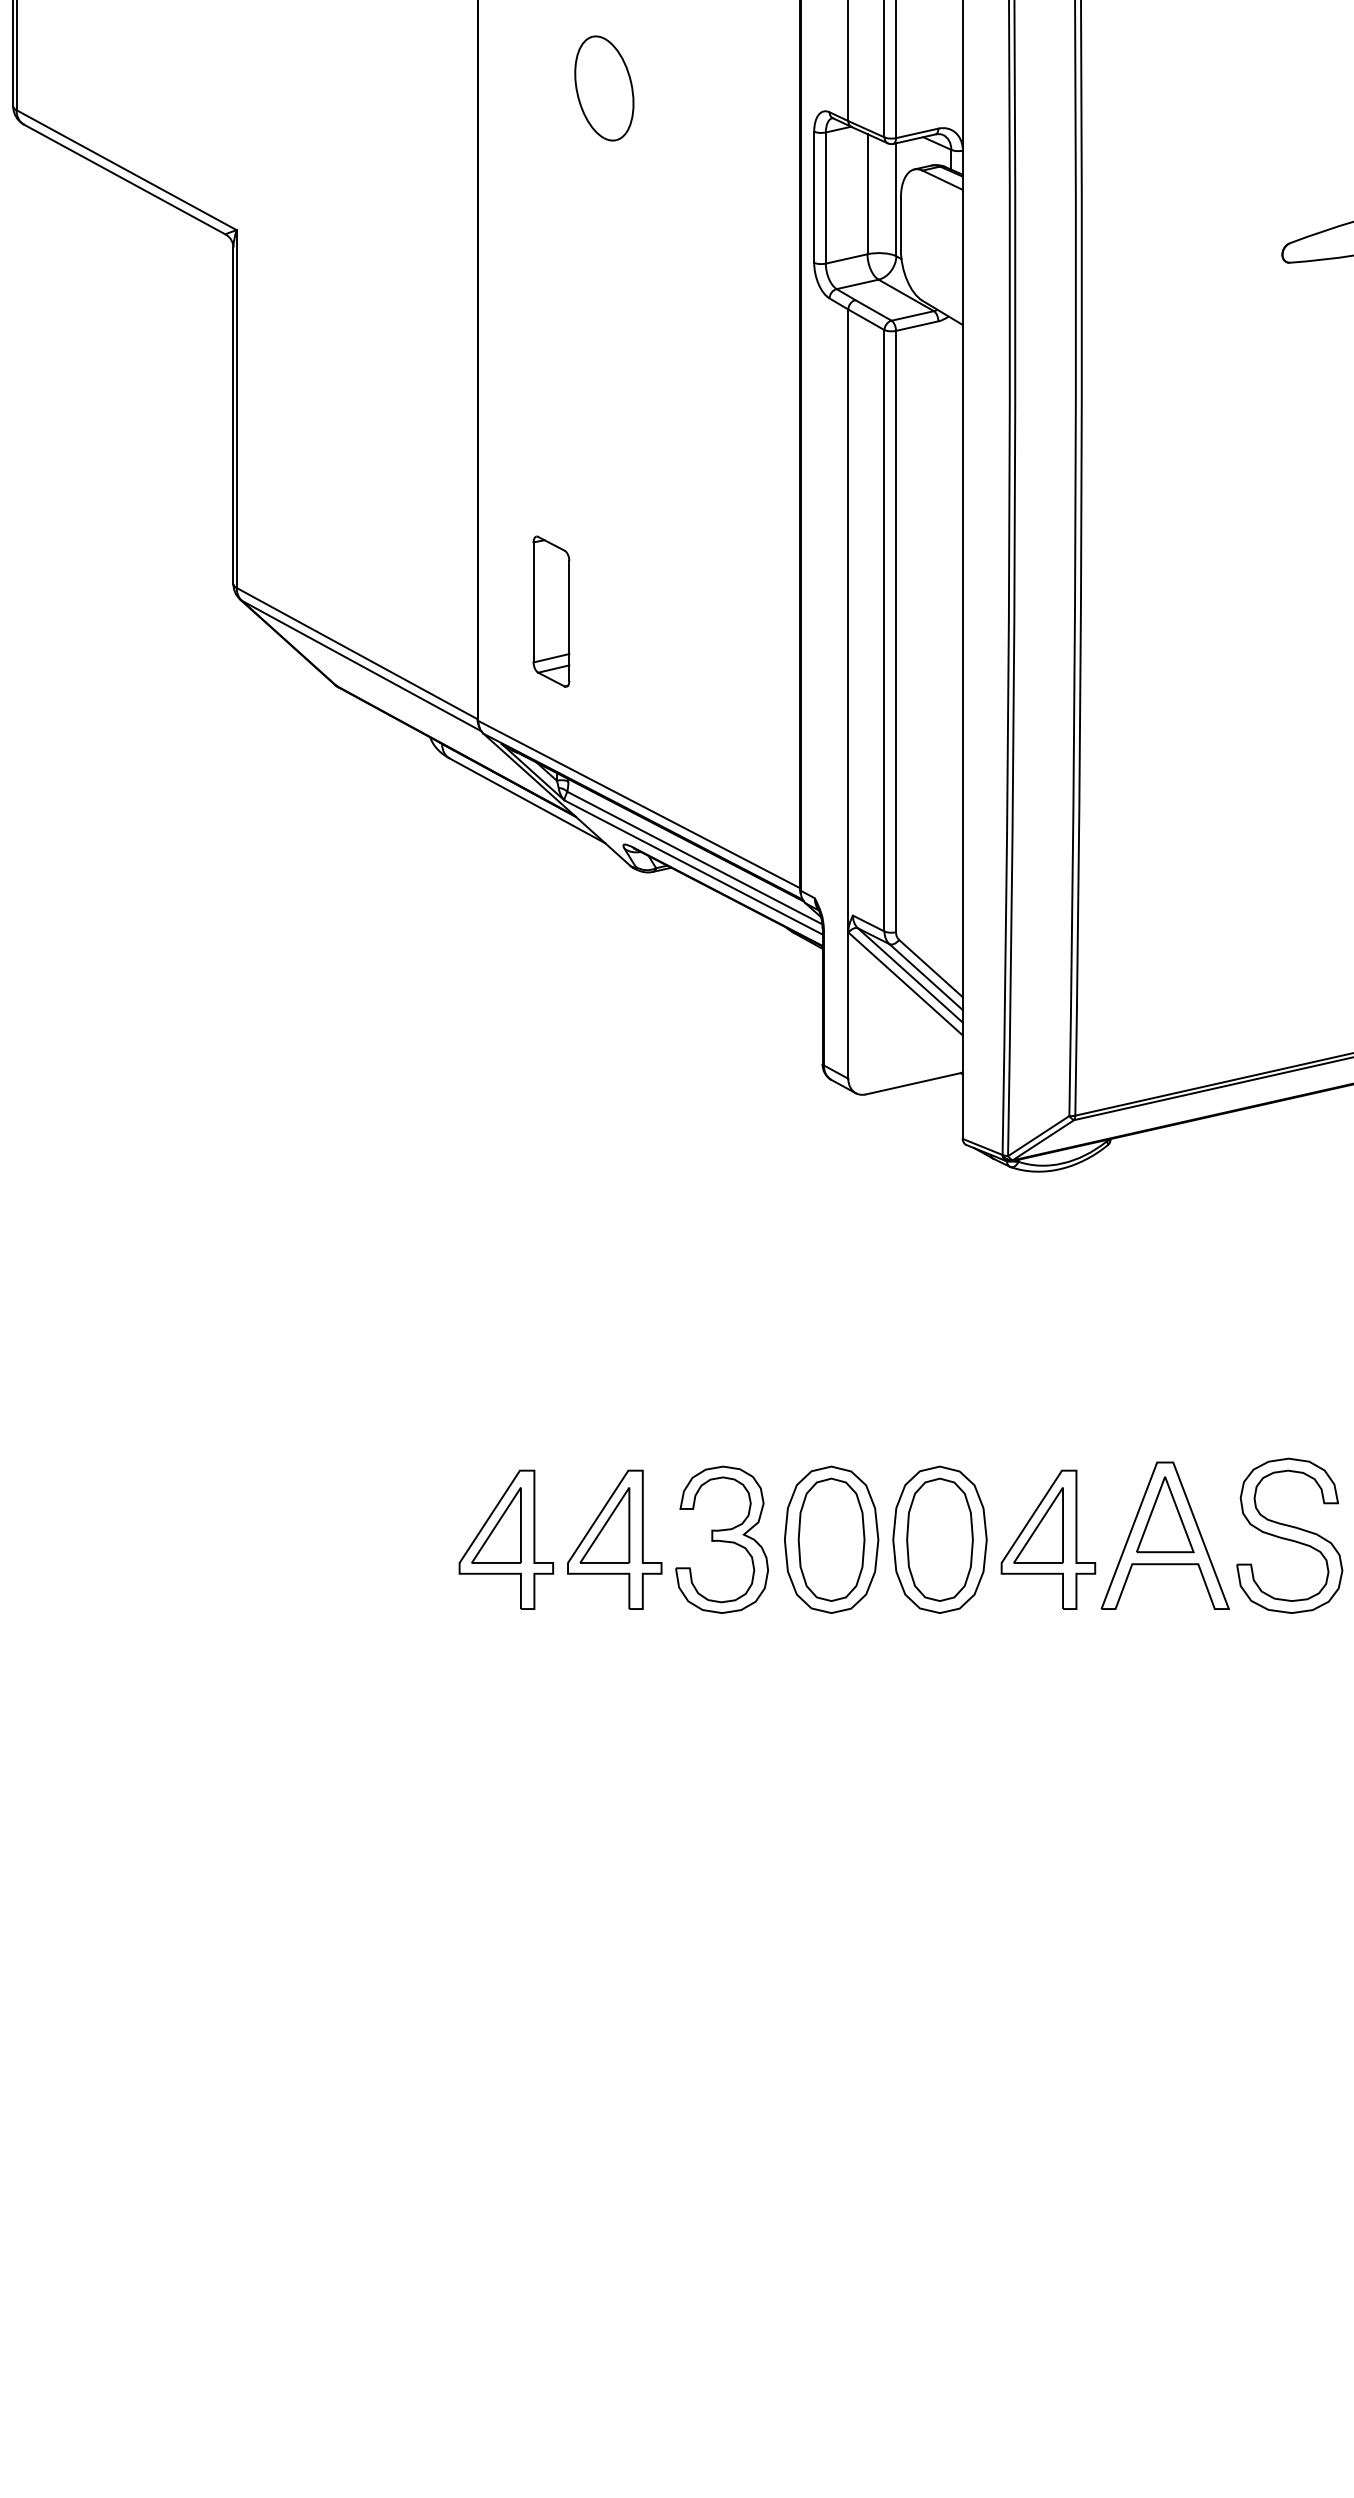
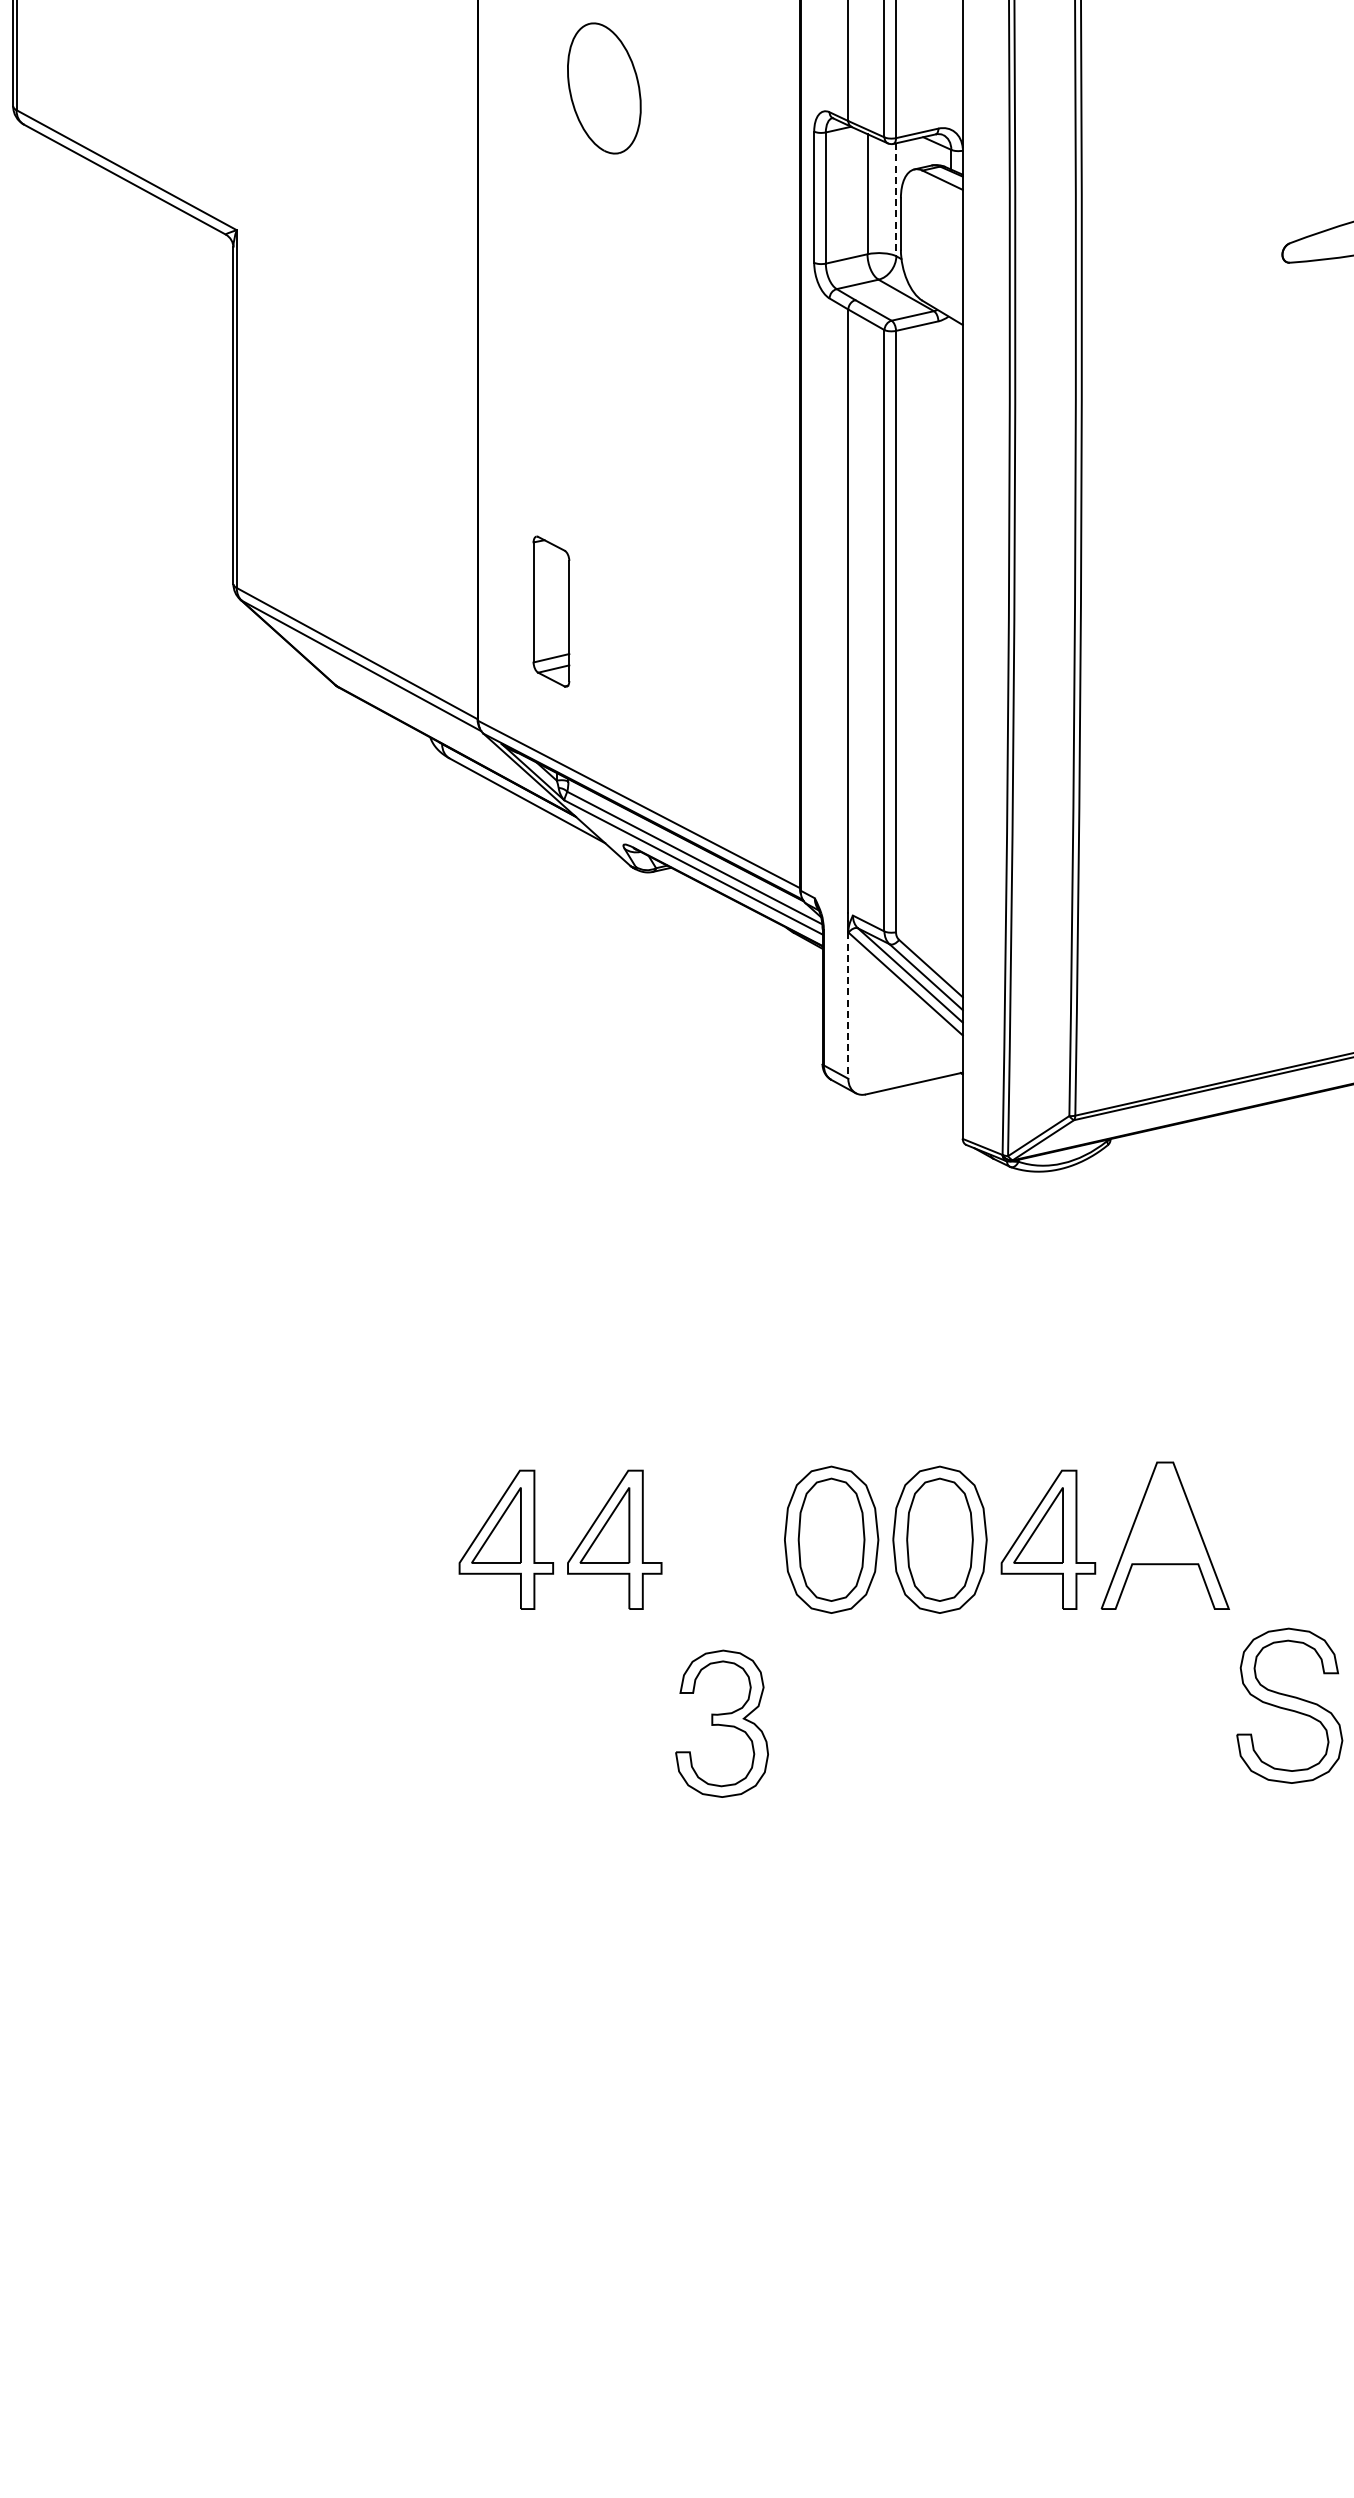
part size: 61x107 px -> 75x133 px (604, 88)
line: solid -> dashed (896, 199)
line: solid -> dashed (848, 1006)
part: present -> none (1165, 1514)
part position: (1289, 1535) -> (1289, 1705) (1289, 1705)
part position: (721, 1539) -> (721, 1723) (721, 1723)
